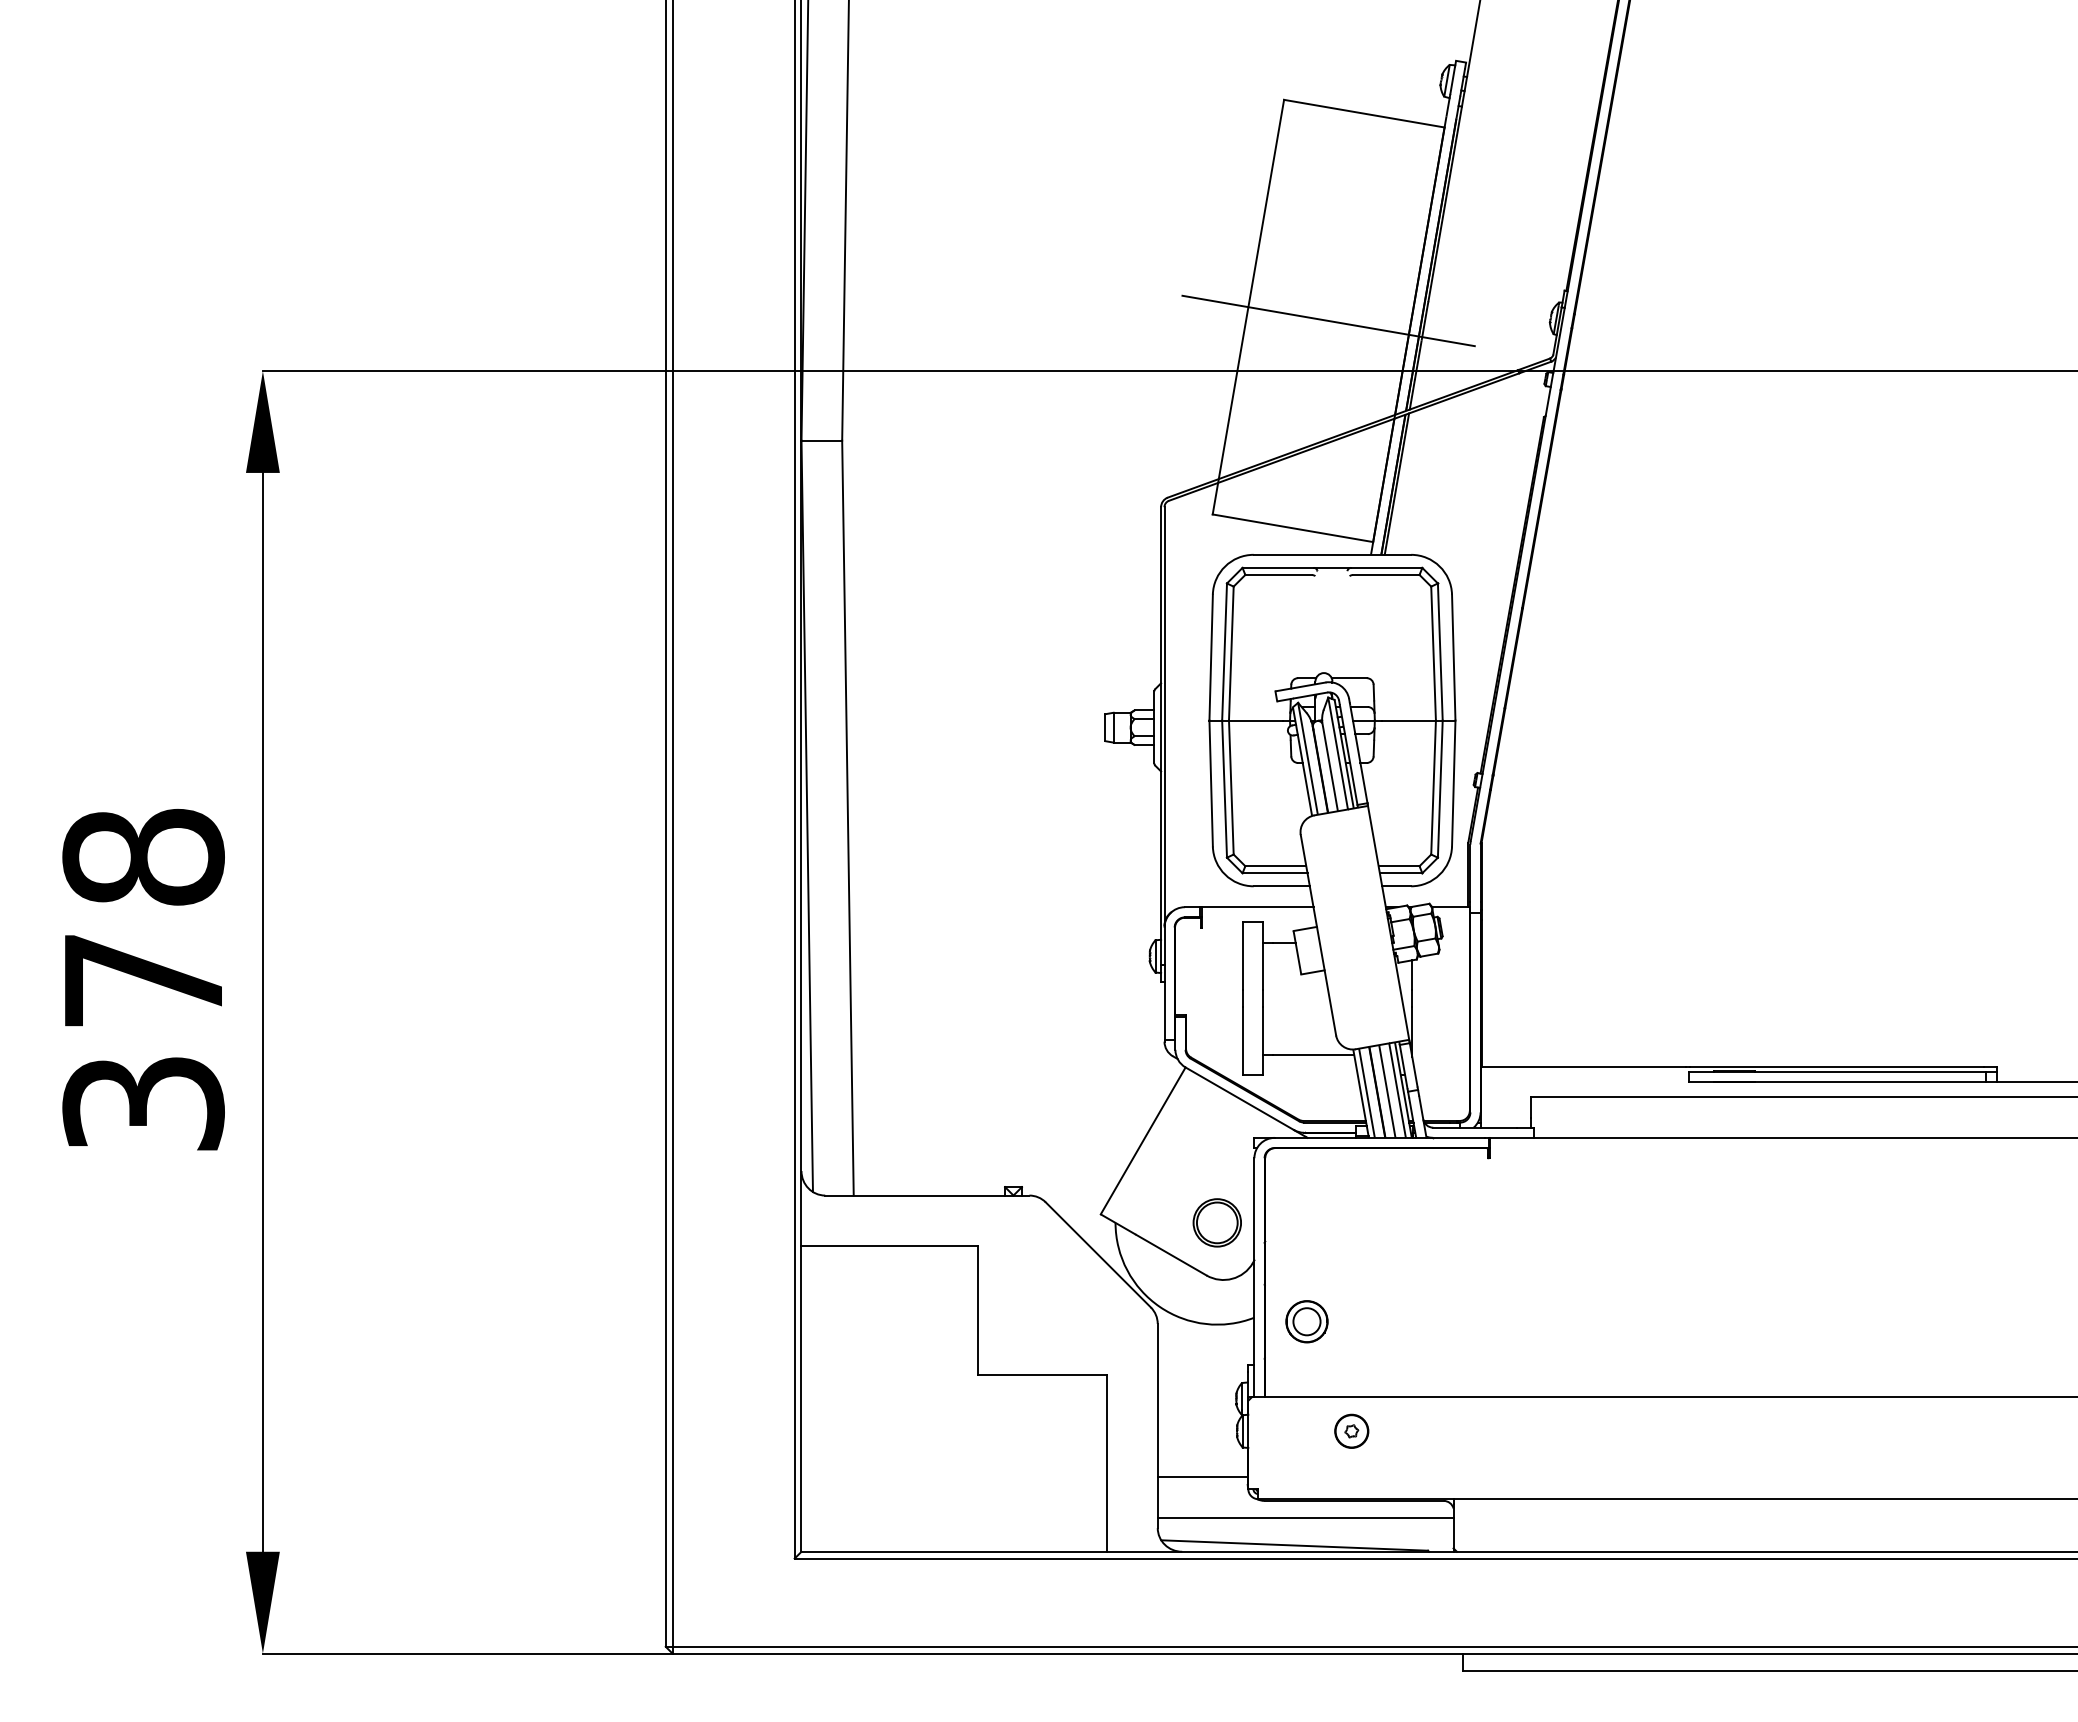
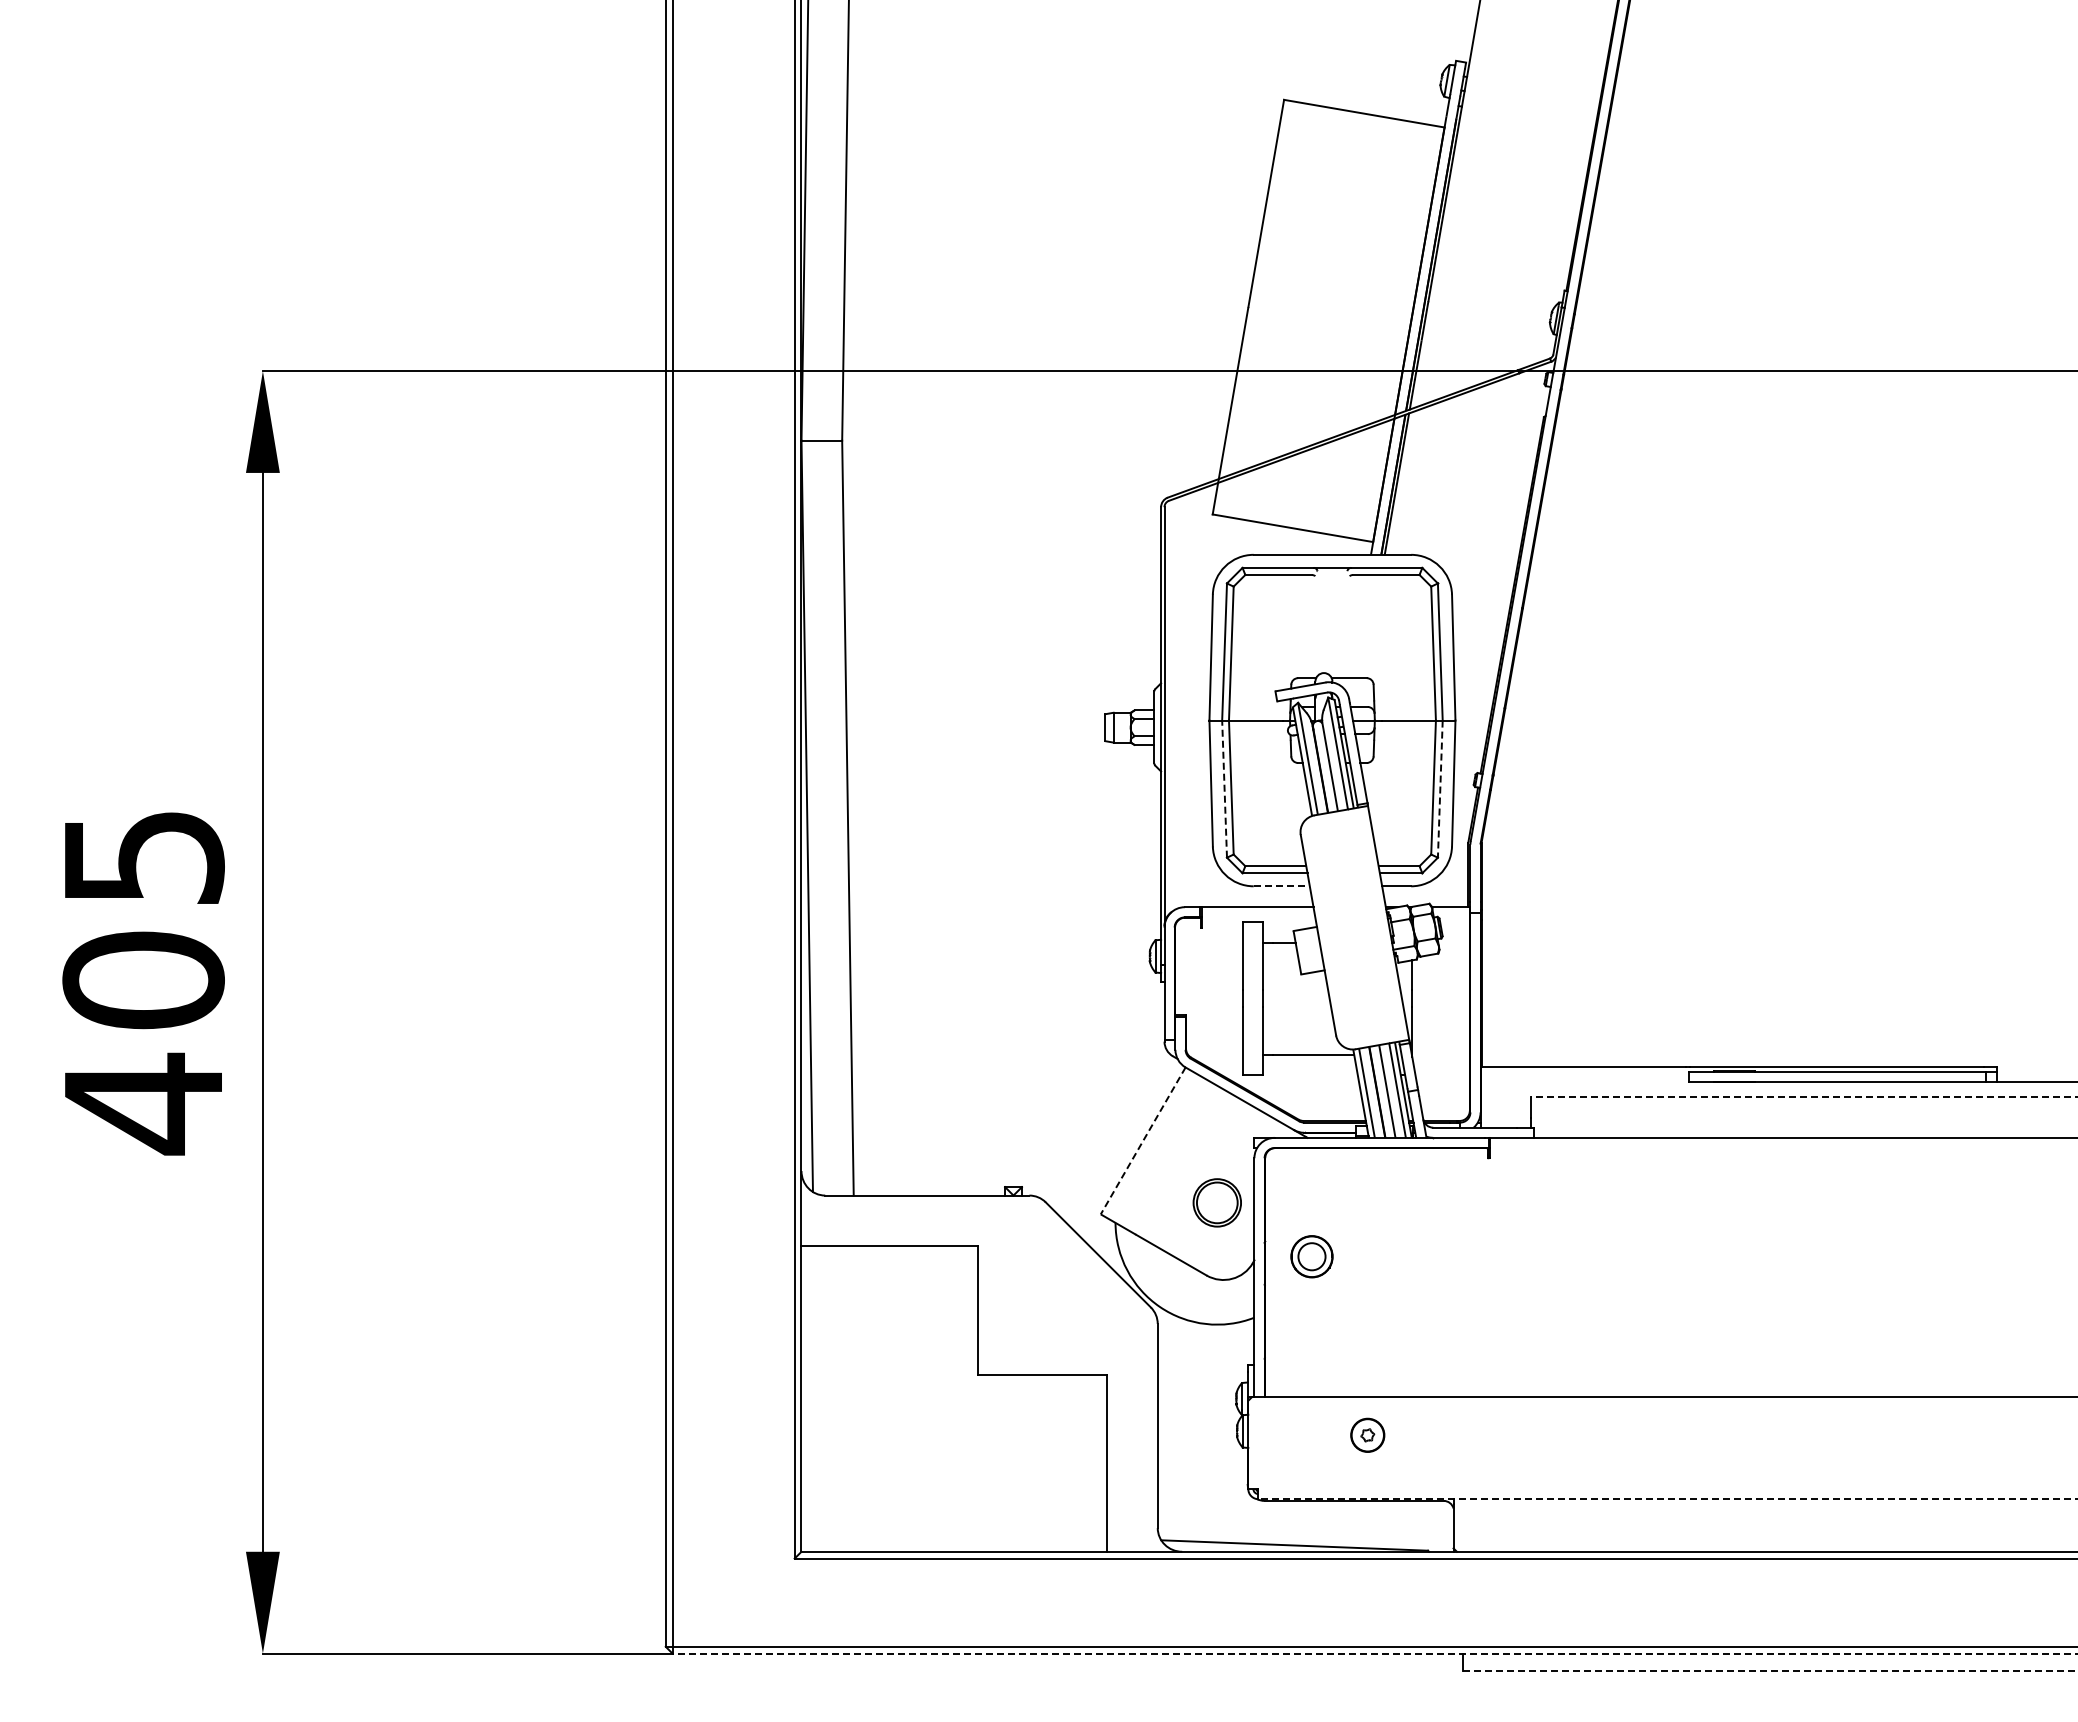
line: present -> none (1328, 320)
line: solid -> dashed (1224, 789)
line: solid -> dashed (1440, 789)
line: solid -> dashed (1282, 886)
text: 378 -> 405 (143, 981)
line: solid -> dashed (1803, 1097)
line: solid -> dashed (1143, 1140)
part position: (1216, 1222) -> (1216, 1202) (1216, 1202)
part position: (1306, 1321) -> (1311, 1256) (1311, 1256)
part position: (1351, 1430) -> (1367, 1434) (1367, 1434)
line: present -> none (1202, 1477)
line: solid -> dashed (1668, 1499)
line: present -> none (1305, 1517)
line: solid -> dashed (1374, 1653)
line: solid -> dashed (1771, 1670)
